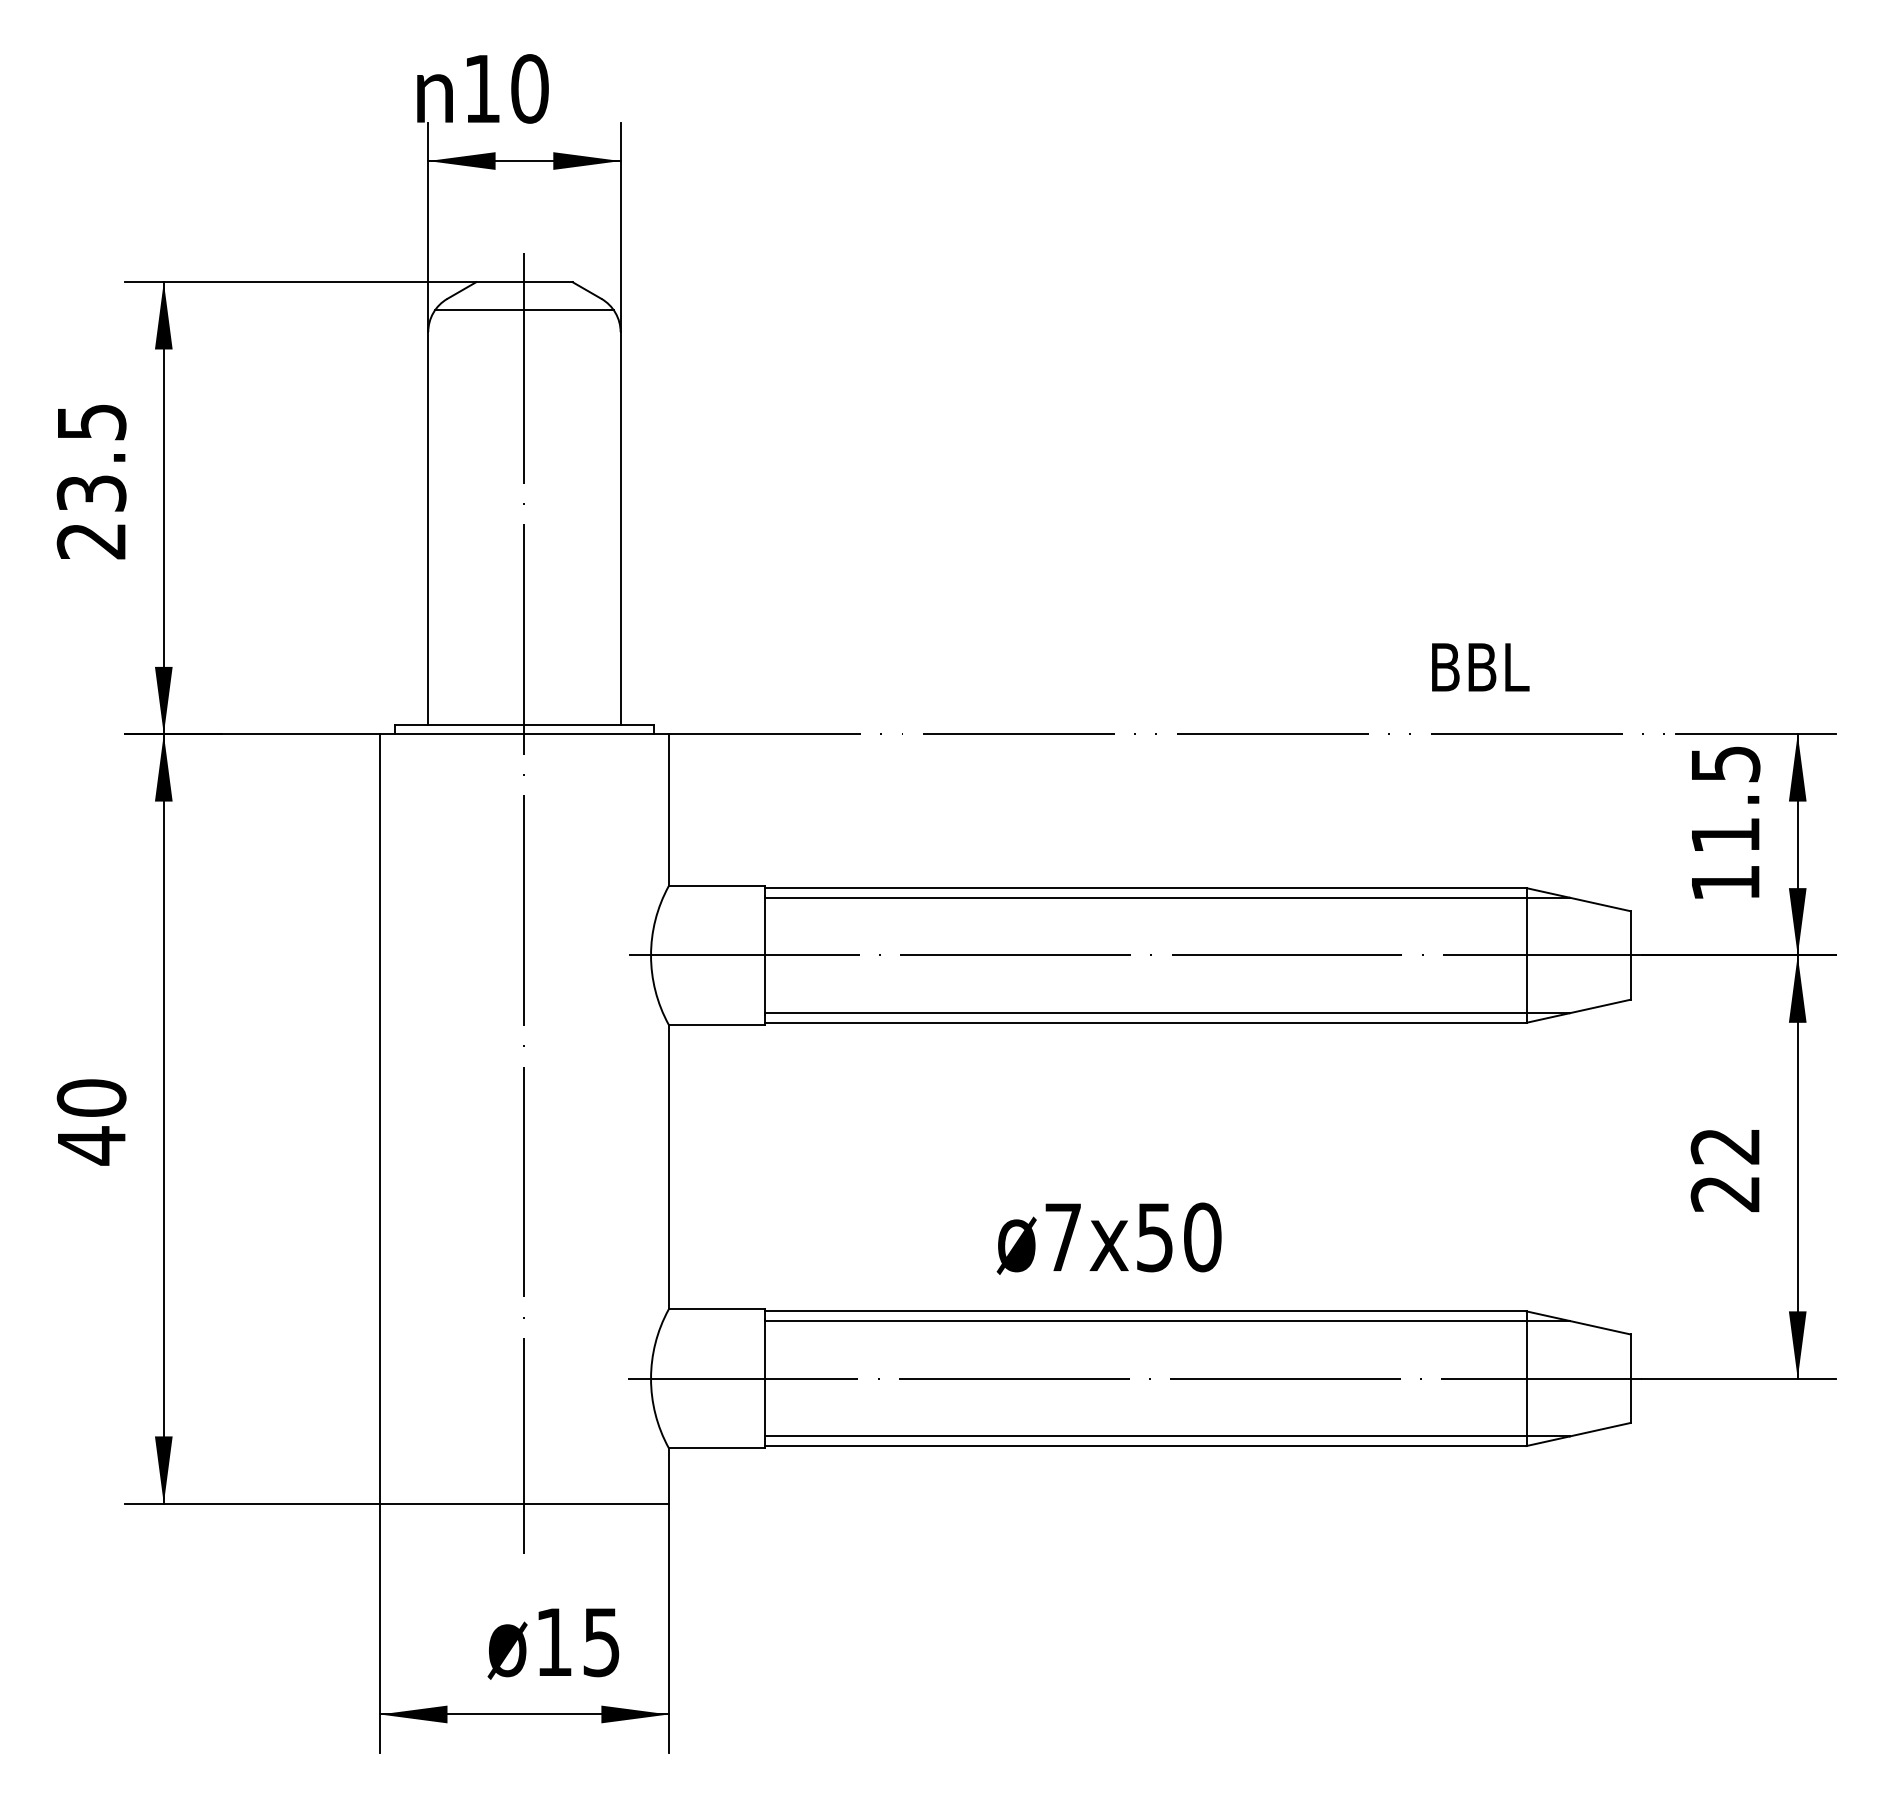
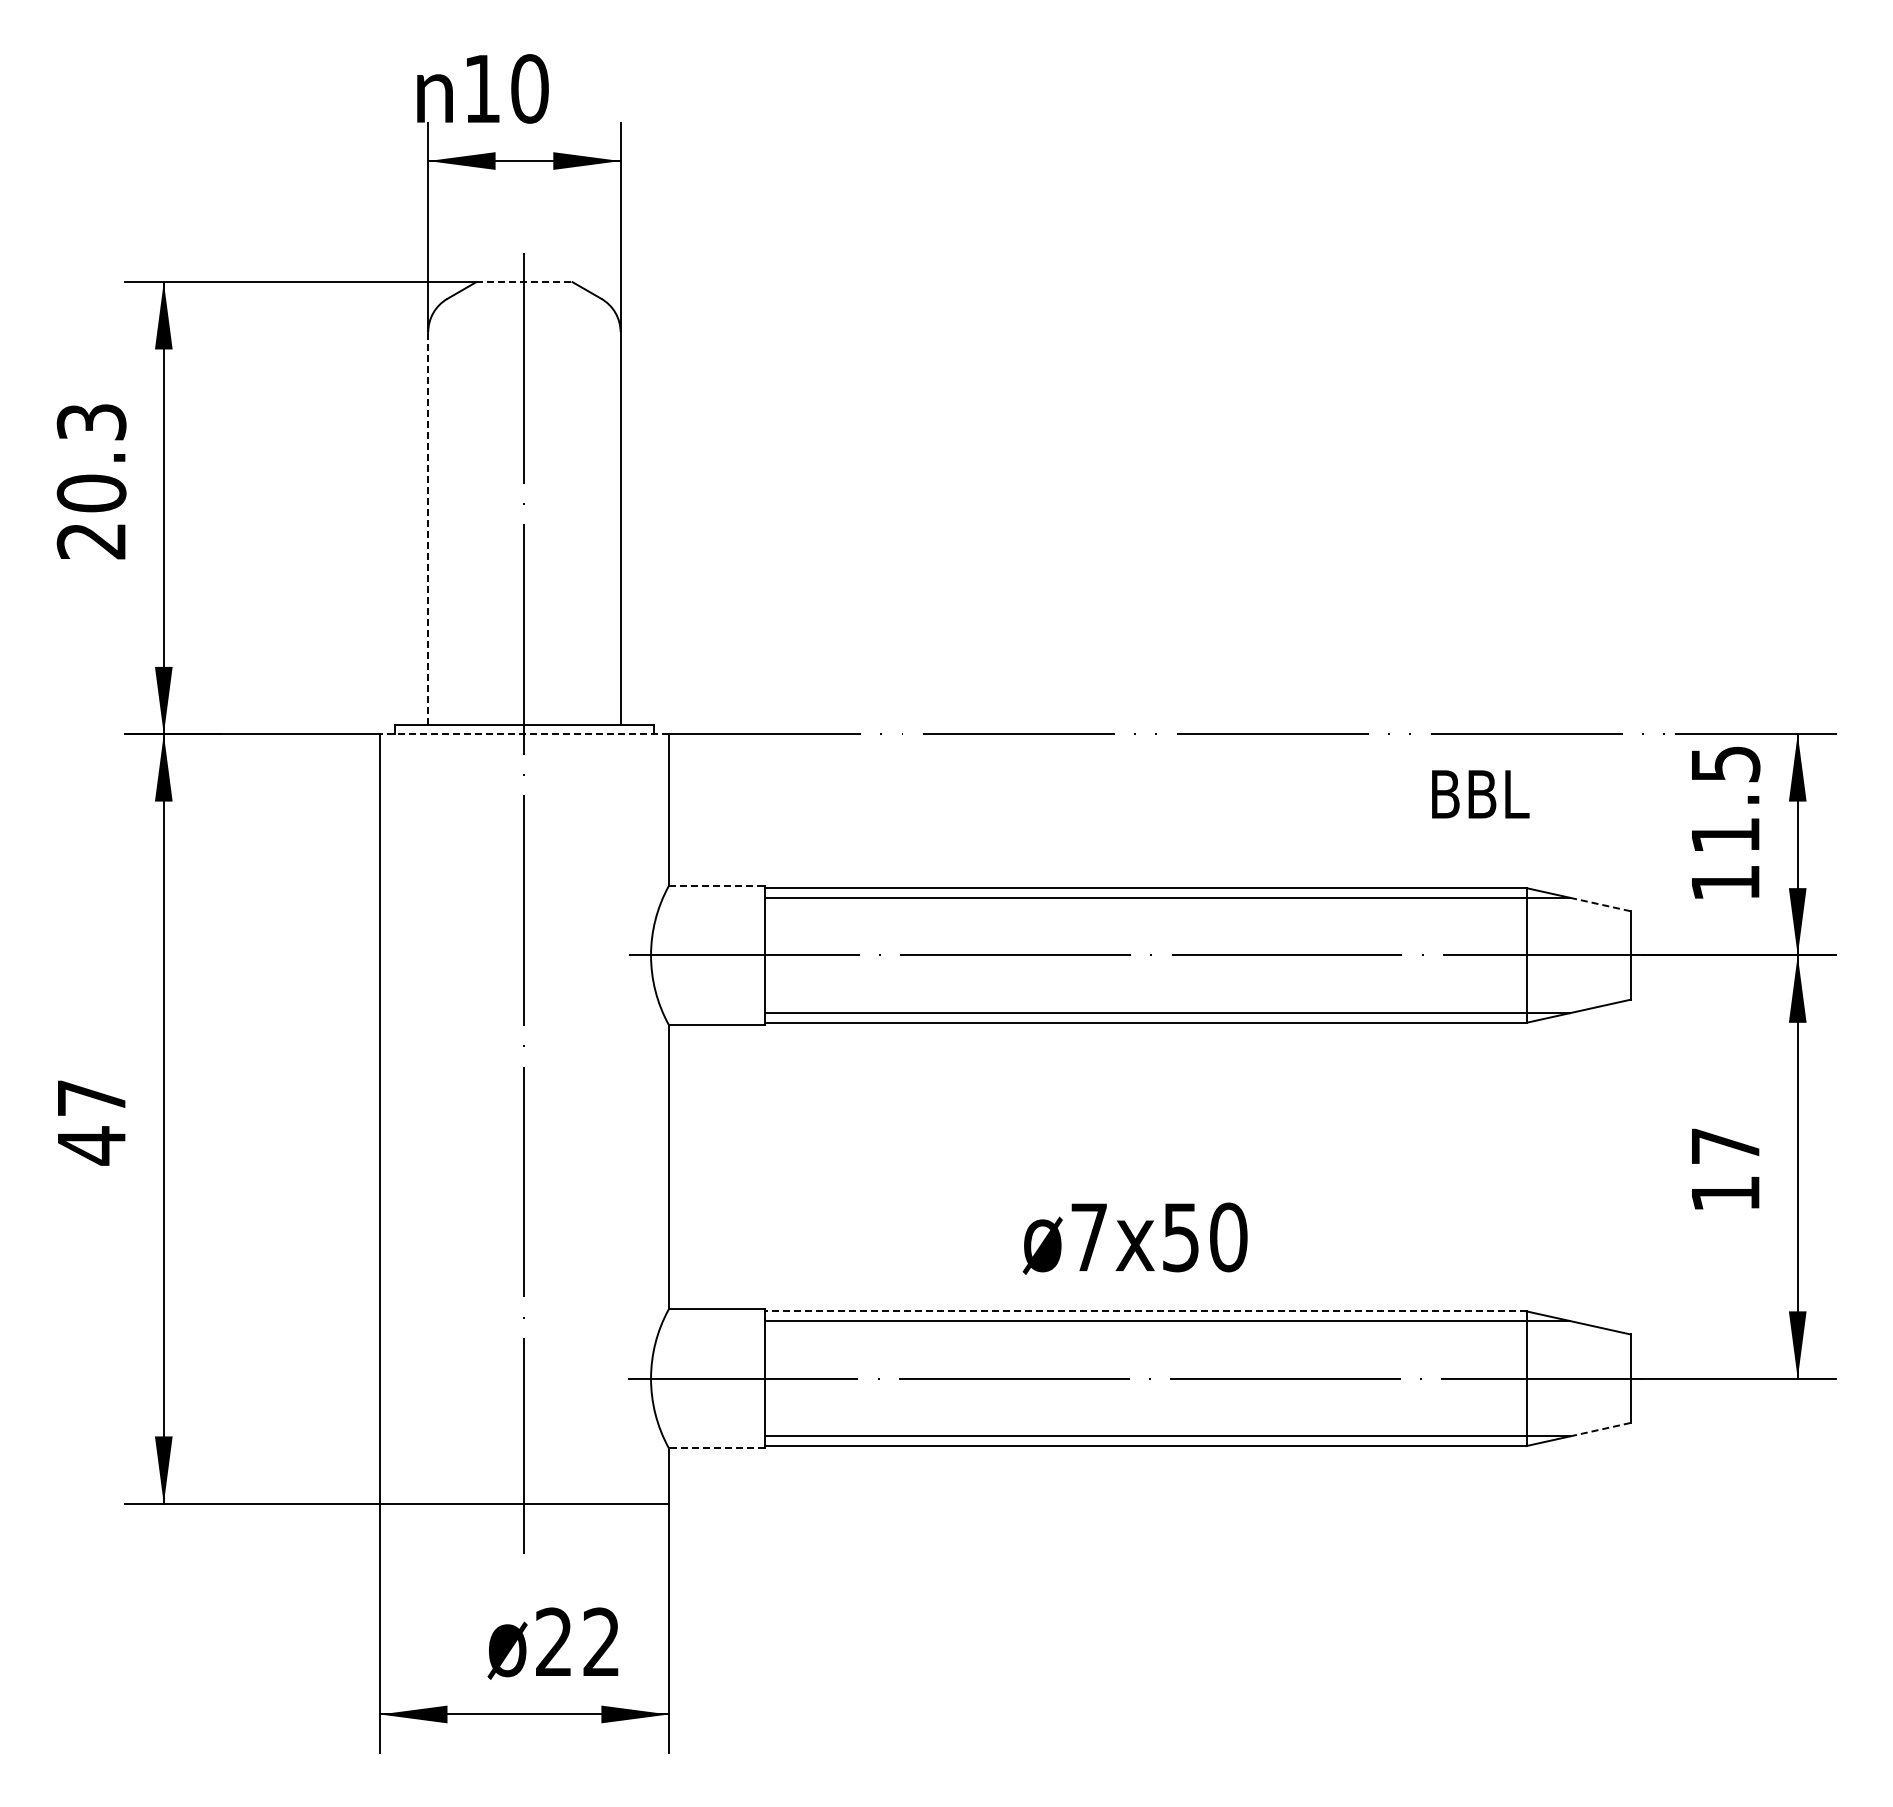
line: solid -> dashed (524, 282)
line: present -> none (524, 309)
text: 23.5 -> 20.3 (91, 458)
line: solid -> dashed (428, 527)
text position: (1480, 667) -> (1480, 794) (1480, 794)
line: solid -> dashed (523, 734)
line: solid -> dashed (717, 886)
line: solid -> dashed (1599, 904)
text: 40 -> 47 (91, 1097)
text: 22 -> 17 (1724, 1170)
text position: (1108, 1238) -> (1134, 1238) (1134, 1238)
line: solid -> dashed (1145, 1311)
line: solid -> dashed (1599, 1429)
line: solid -> dashed (716, 1447)
text: 15 -> 22 (577, 1642)
